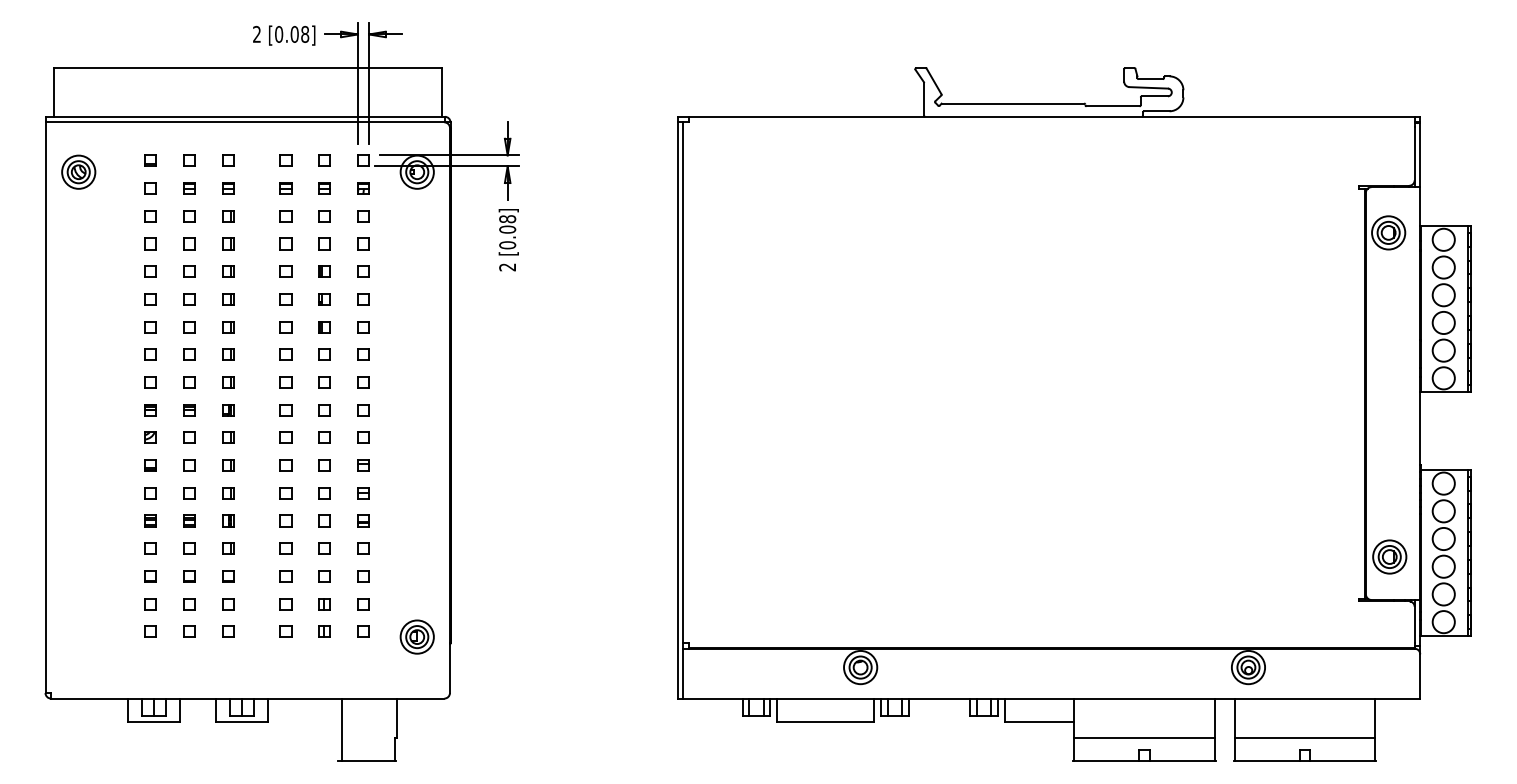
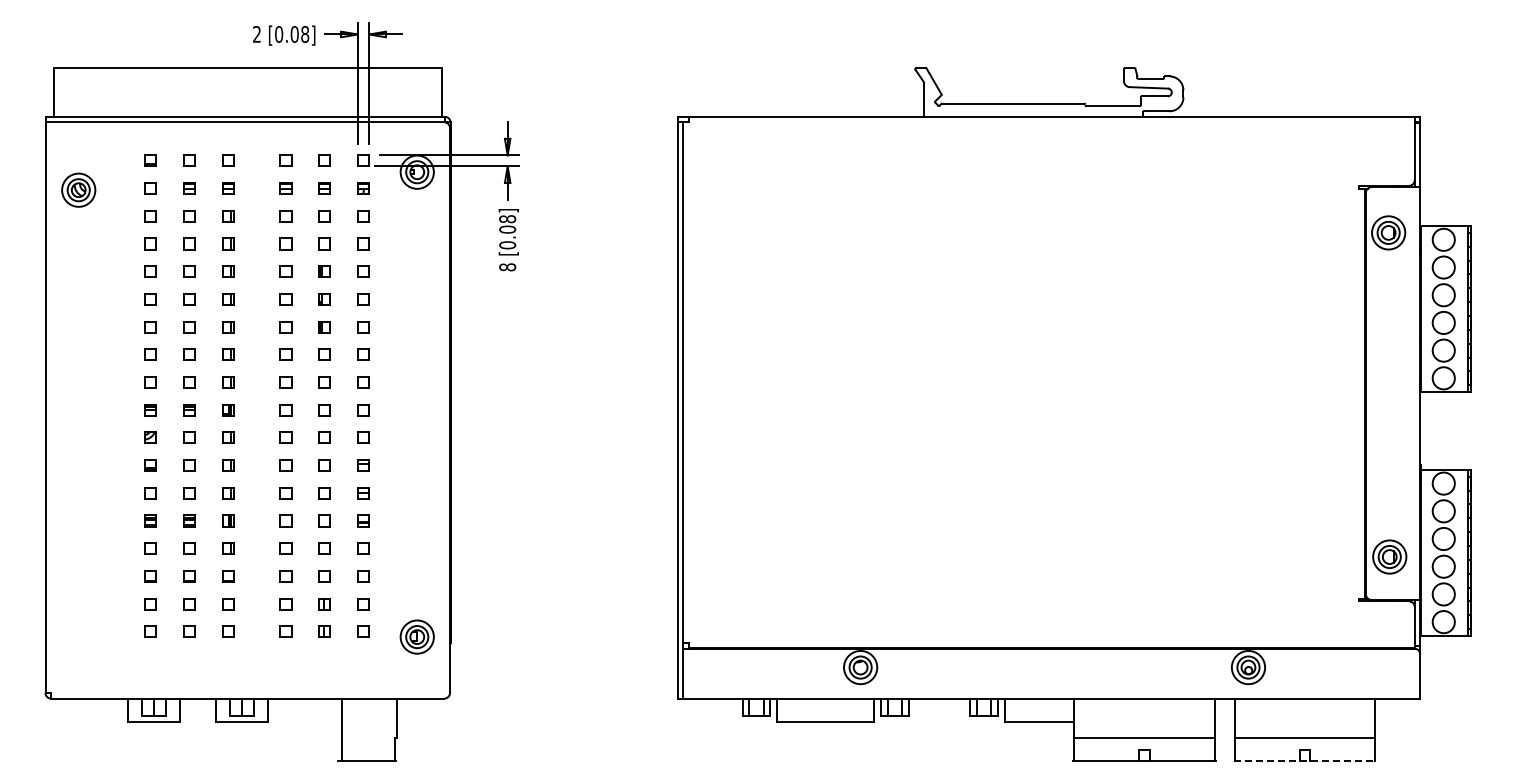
part position: (78, 171) -> (78, 189) (78, 189)
text: 2 -> 8 (507, 267)
line: solid -> dashed (1305, 760)
